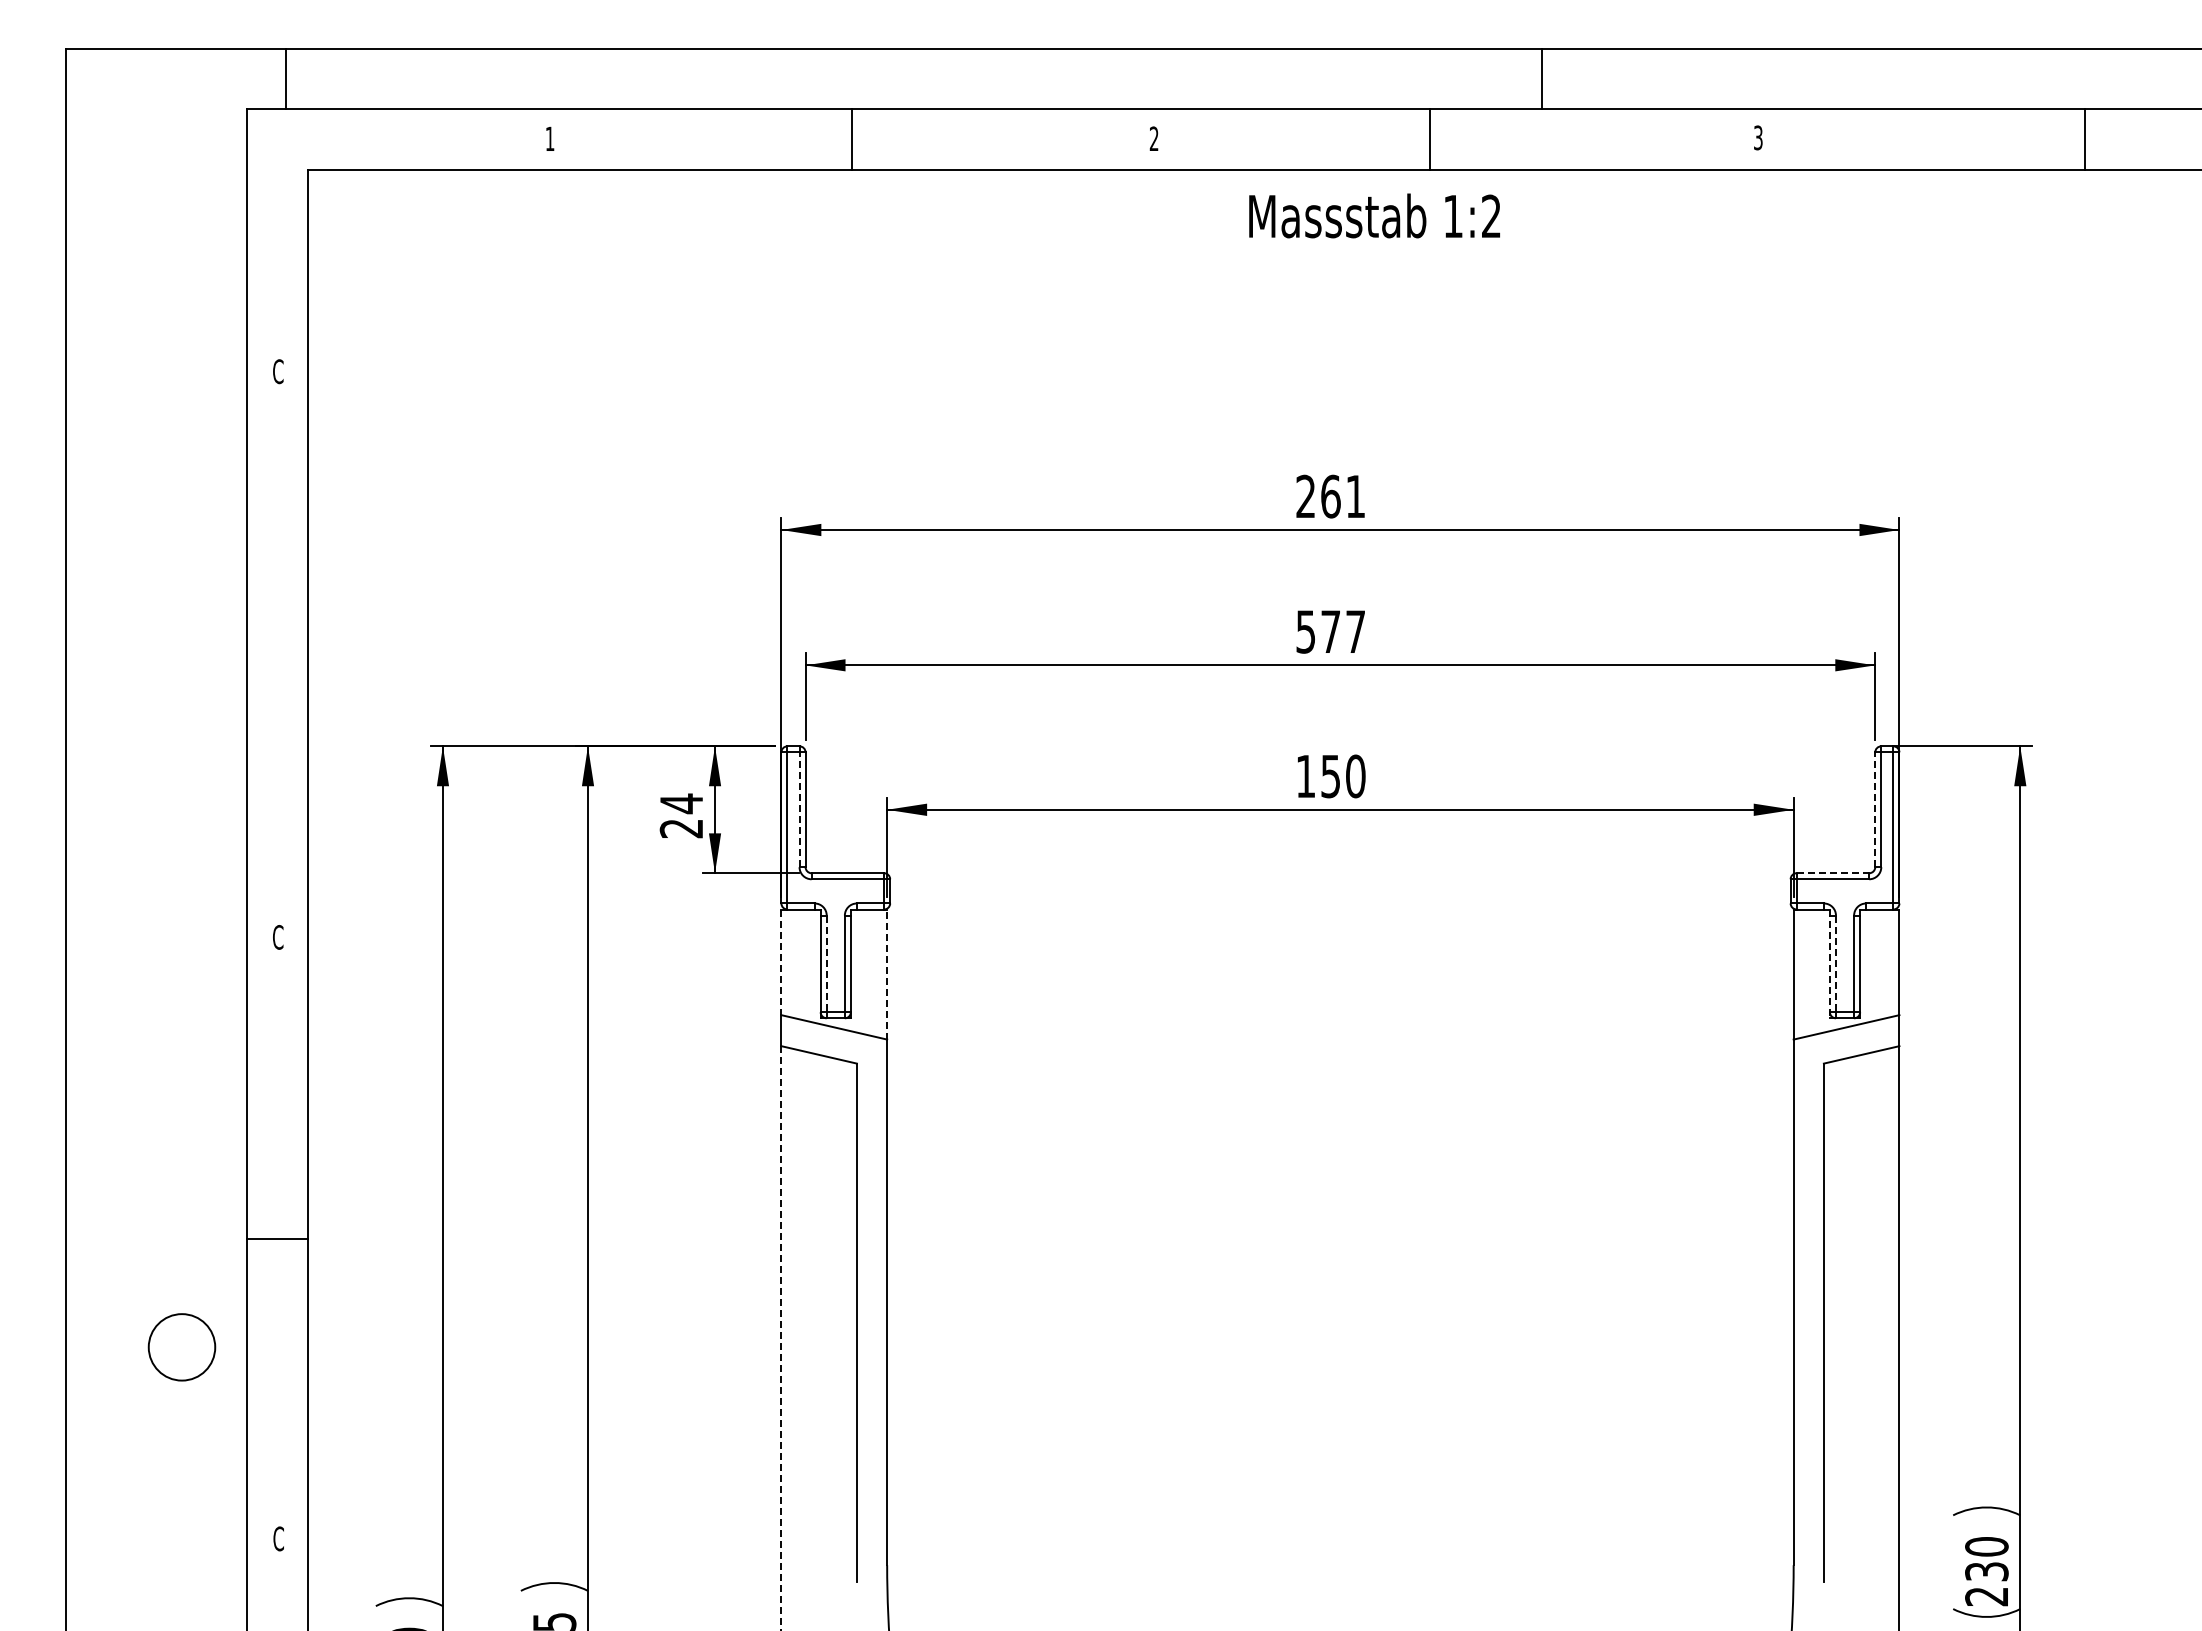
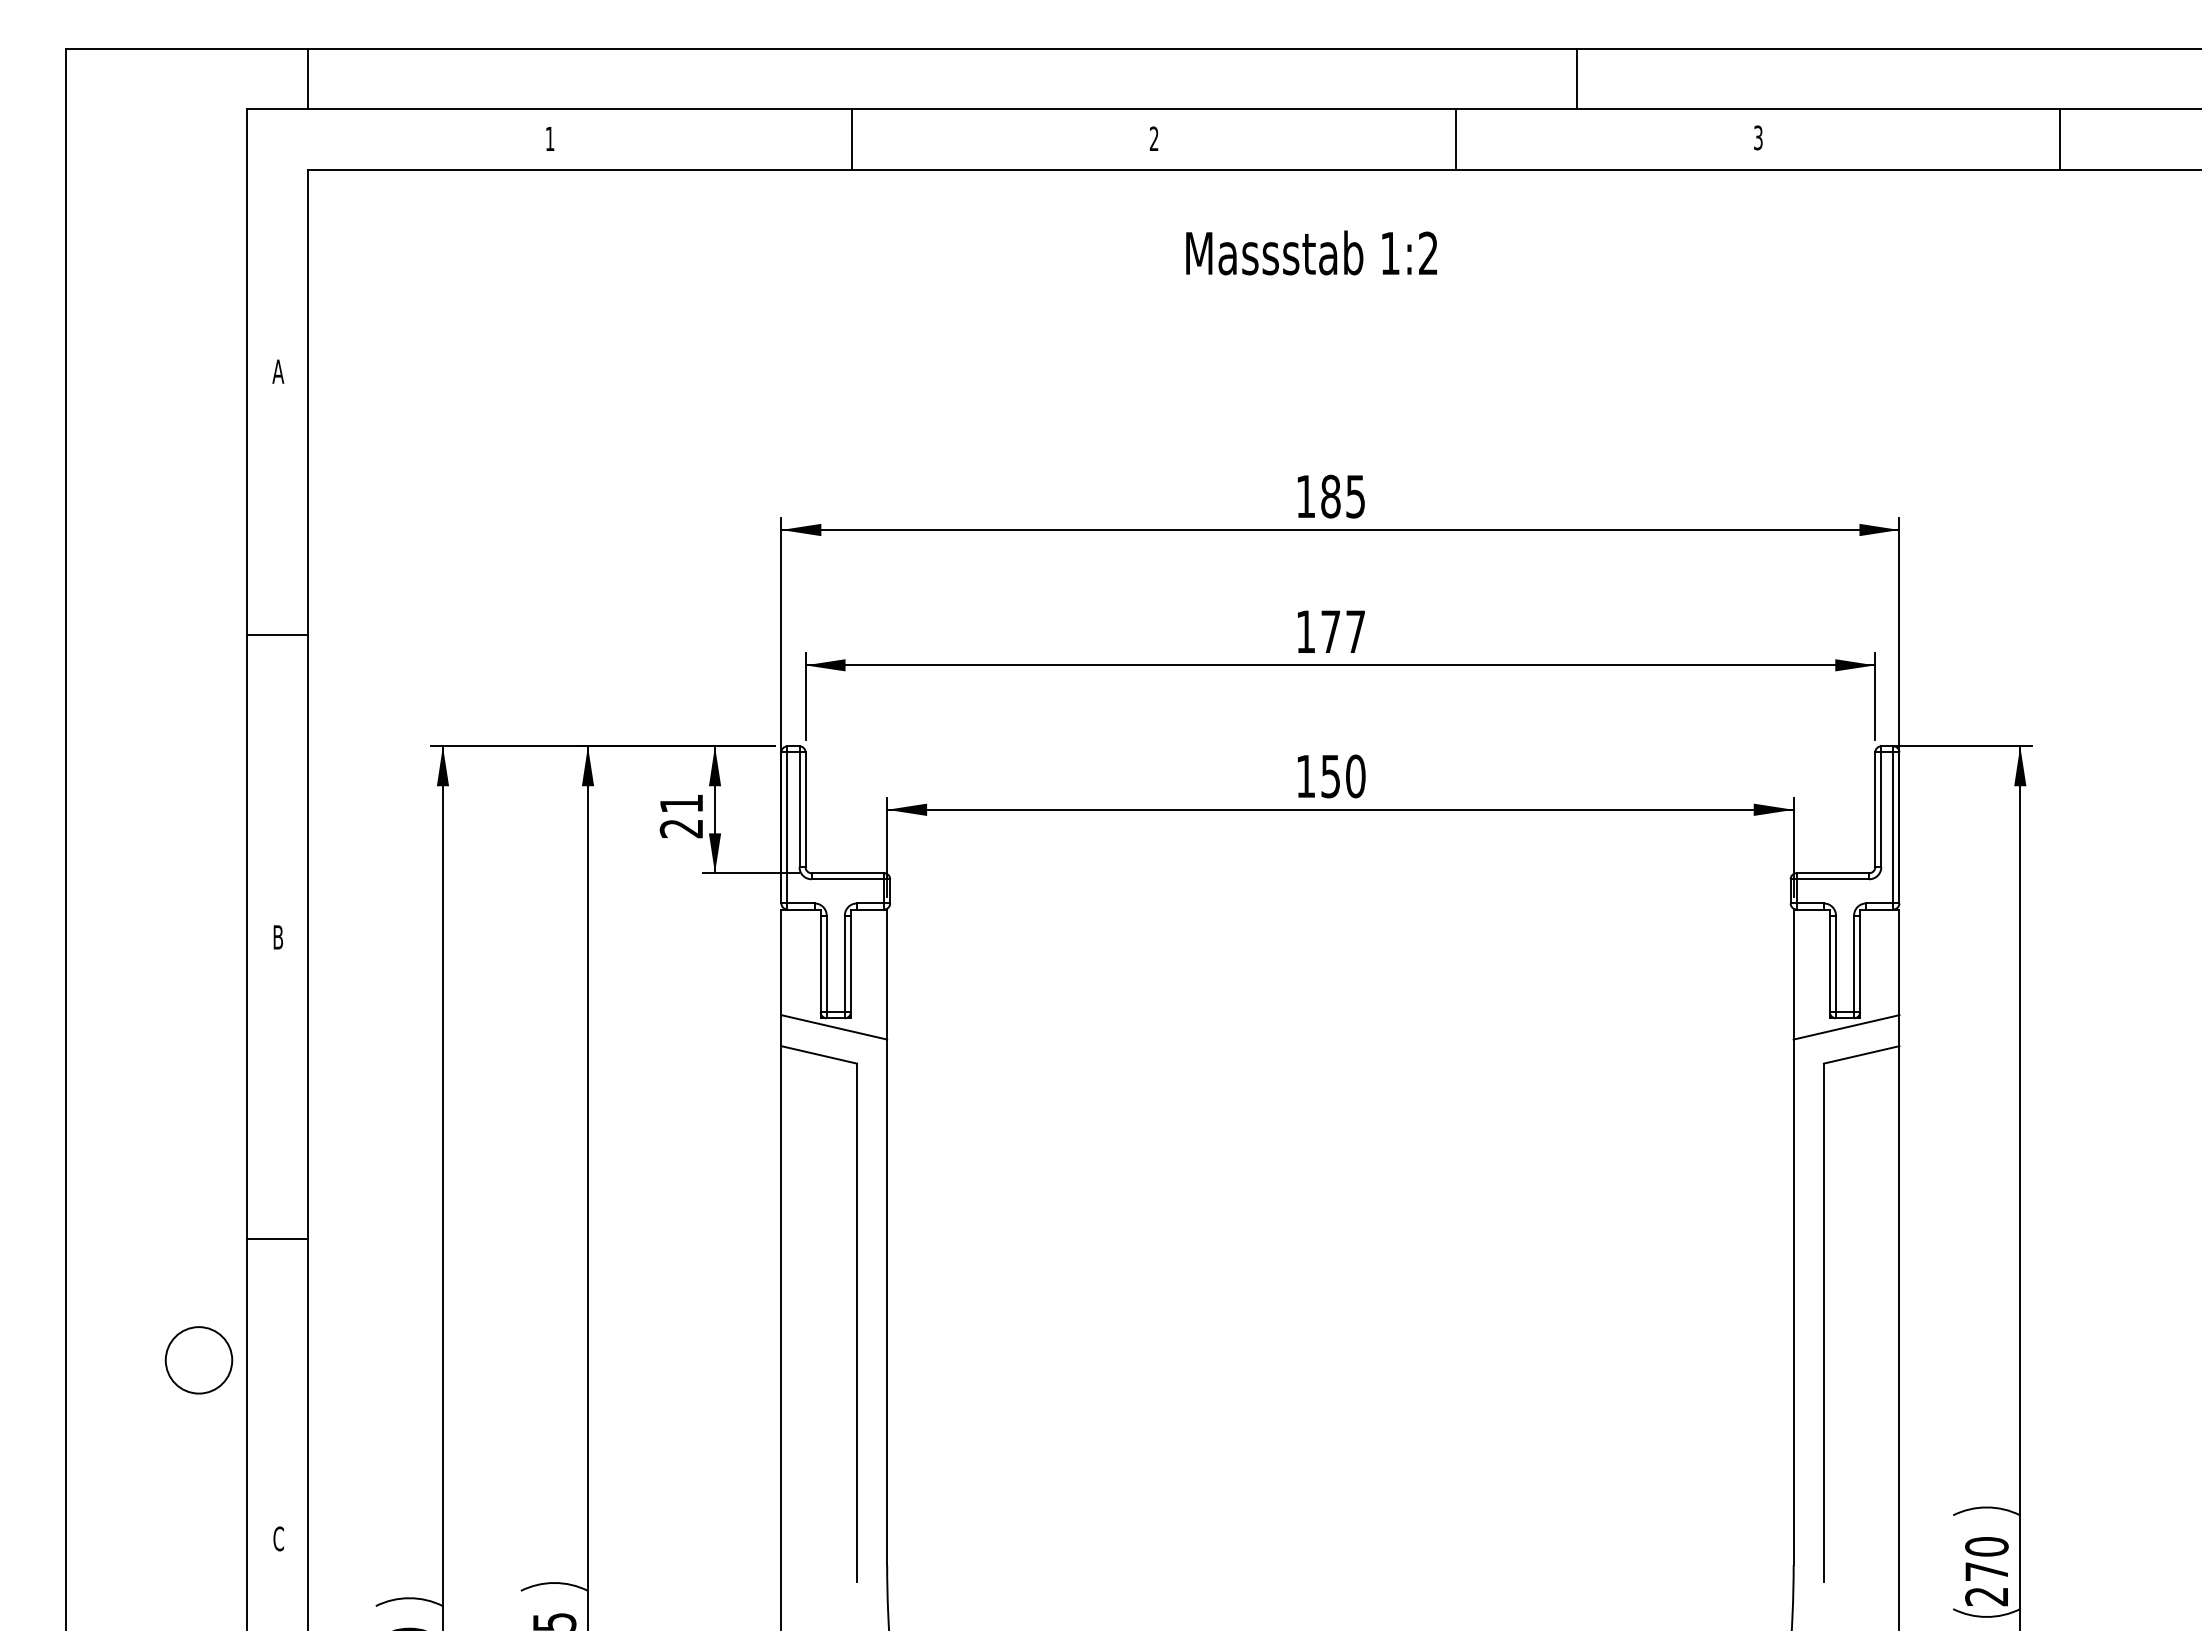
line position: (285, 78) -> (307, 78) (307, 78)
line position: (1541, 78) -> (1576, 78) (1576, 78)
line position: (1430, 139) -> (1456, 139) (1456, 139)
line position: (2085, 139) -> (2060, 139) (2060, 139)
text position: (1374, 215) -> (1311, 252) (1311, 252)
text: C -> A (278, 371)
text: 261 -> 185 (1330, 496)
text: 577 -> 177 (1305, 631)
line: none -> present (277, 635)
text: 24 -> 21 (681, 803)
line: dashed -> solid (799, 809)
line: dashed -> solid (1875, 809)
line: dashed -> solid (1833, 873)
text: C -> B (278, 937)
line: dashed -> solid (781, 962)
line: dashed -> solid (826, 964)
line: dashed -> solid (1829, 964)
line: dashed -> solid (1835, 964)
line: dashed -> solid (887, 974)
line: dashed -> solid (781, 1338)
circle position: (181, 1347) -> (198, 1360) (198, 1360)
text: 230 -> 270 (1986, 1571)
